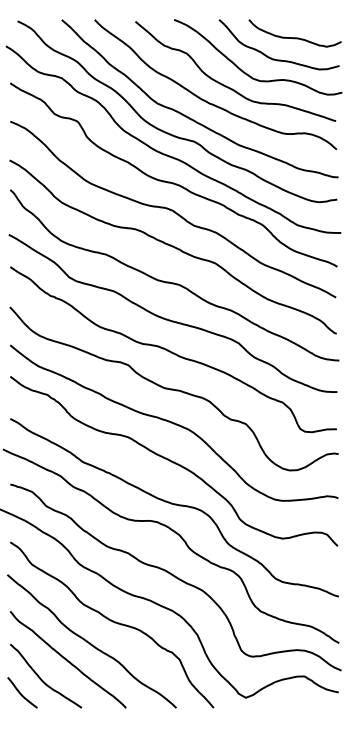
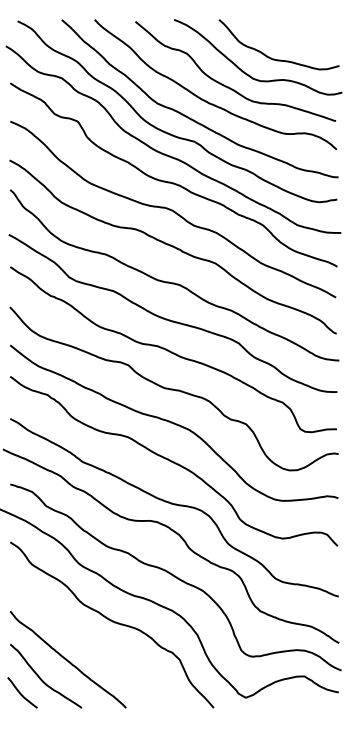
curve: present -> none (294, 37)
curve: present -> none (90, 642)
